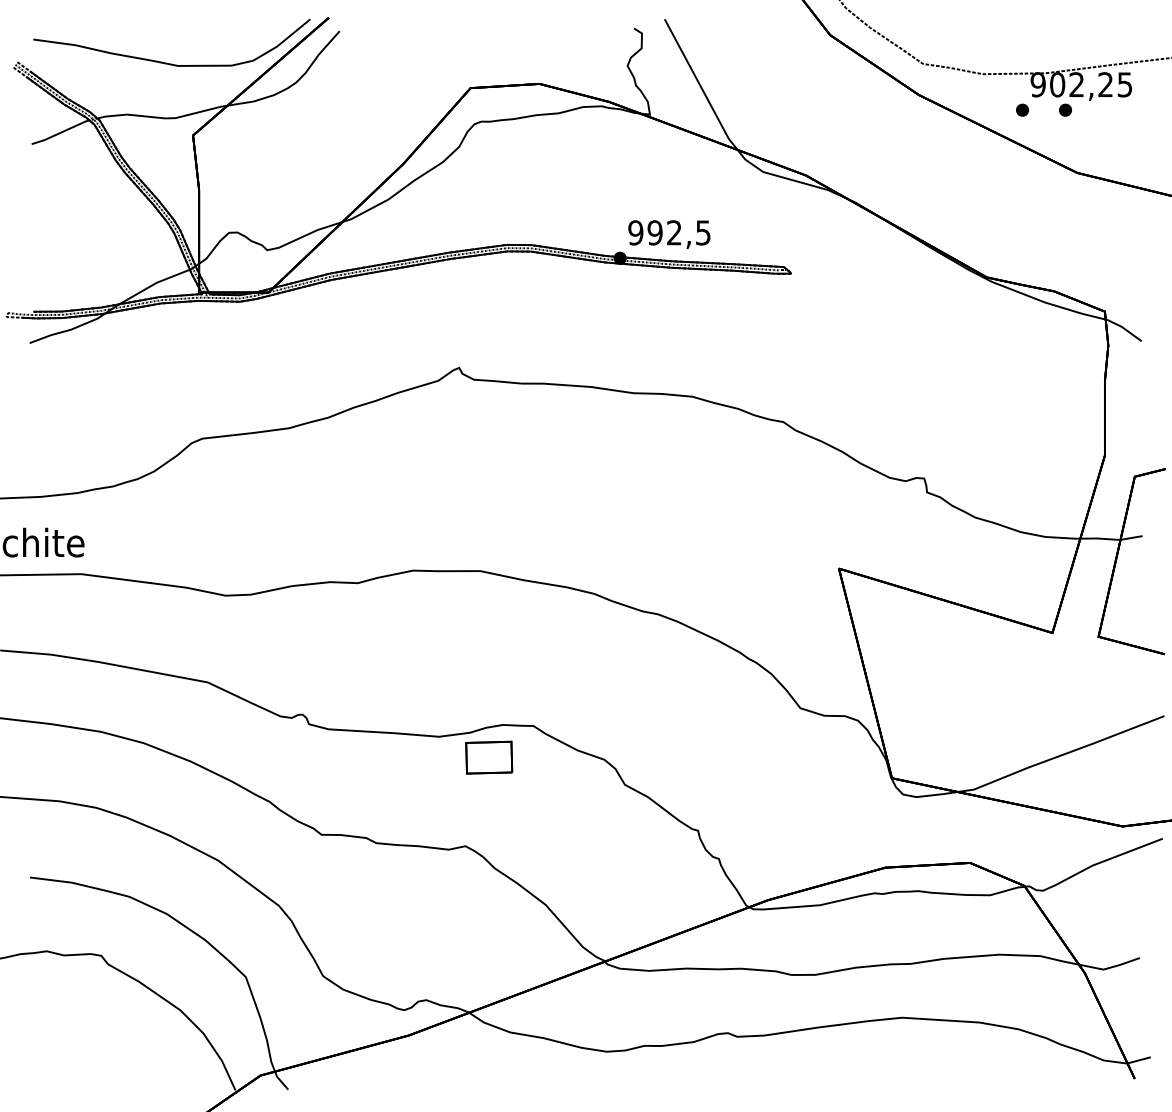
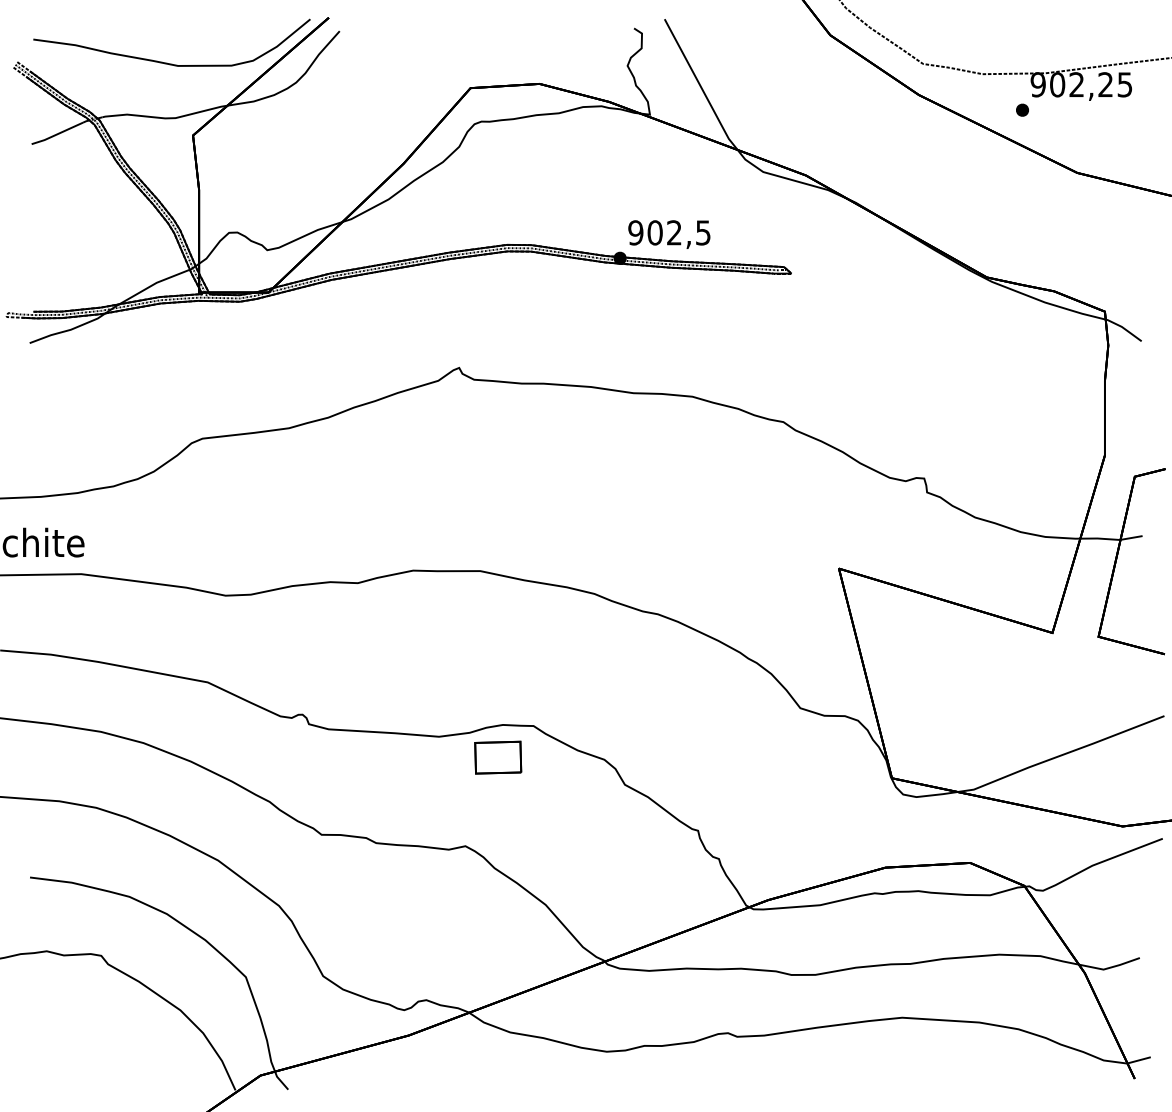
part: present -> none (1065, 109)
text: 992,5 -> 902,5 (654, 232)
part position: (489, 757) -> (498, 757) (498, 757)
